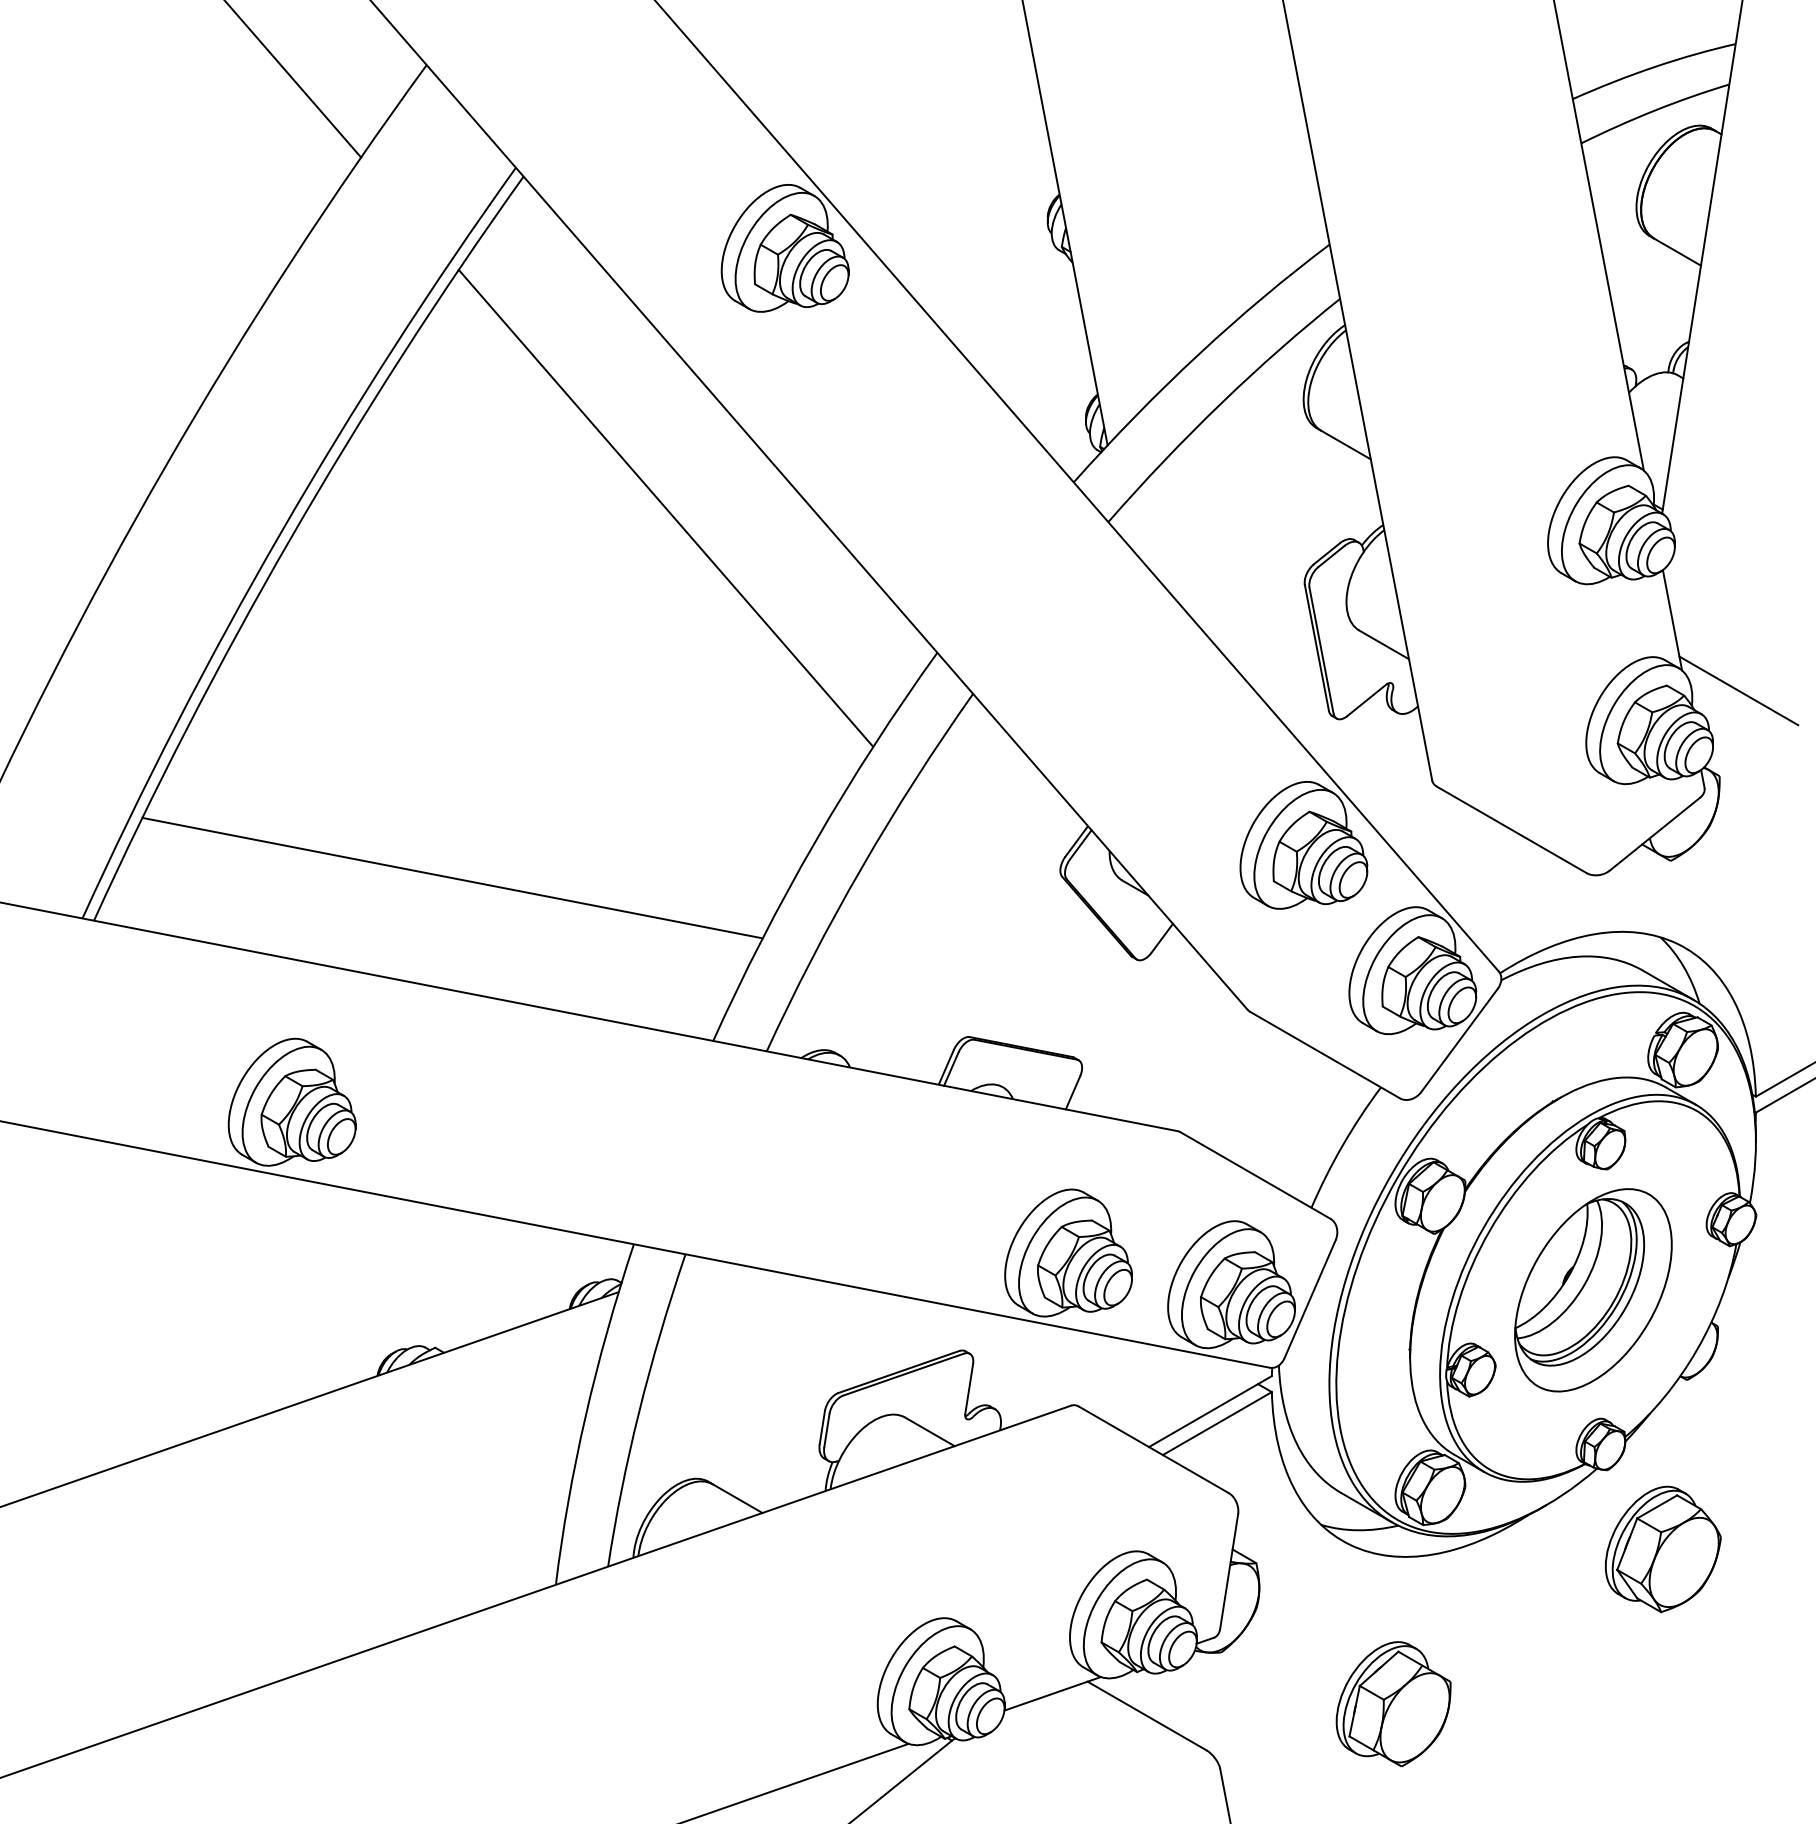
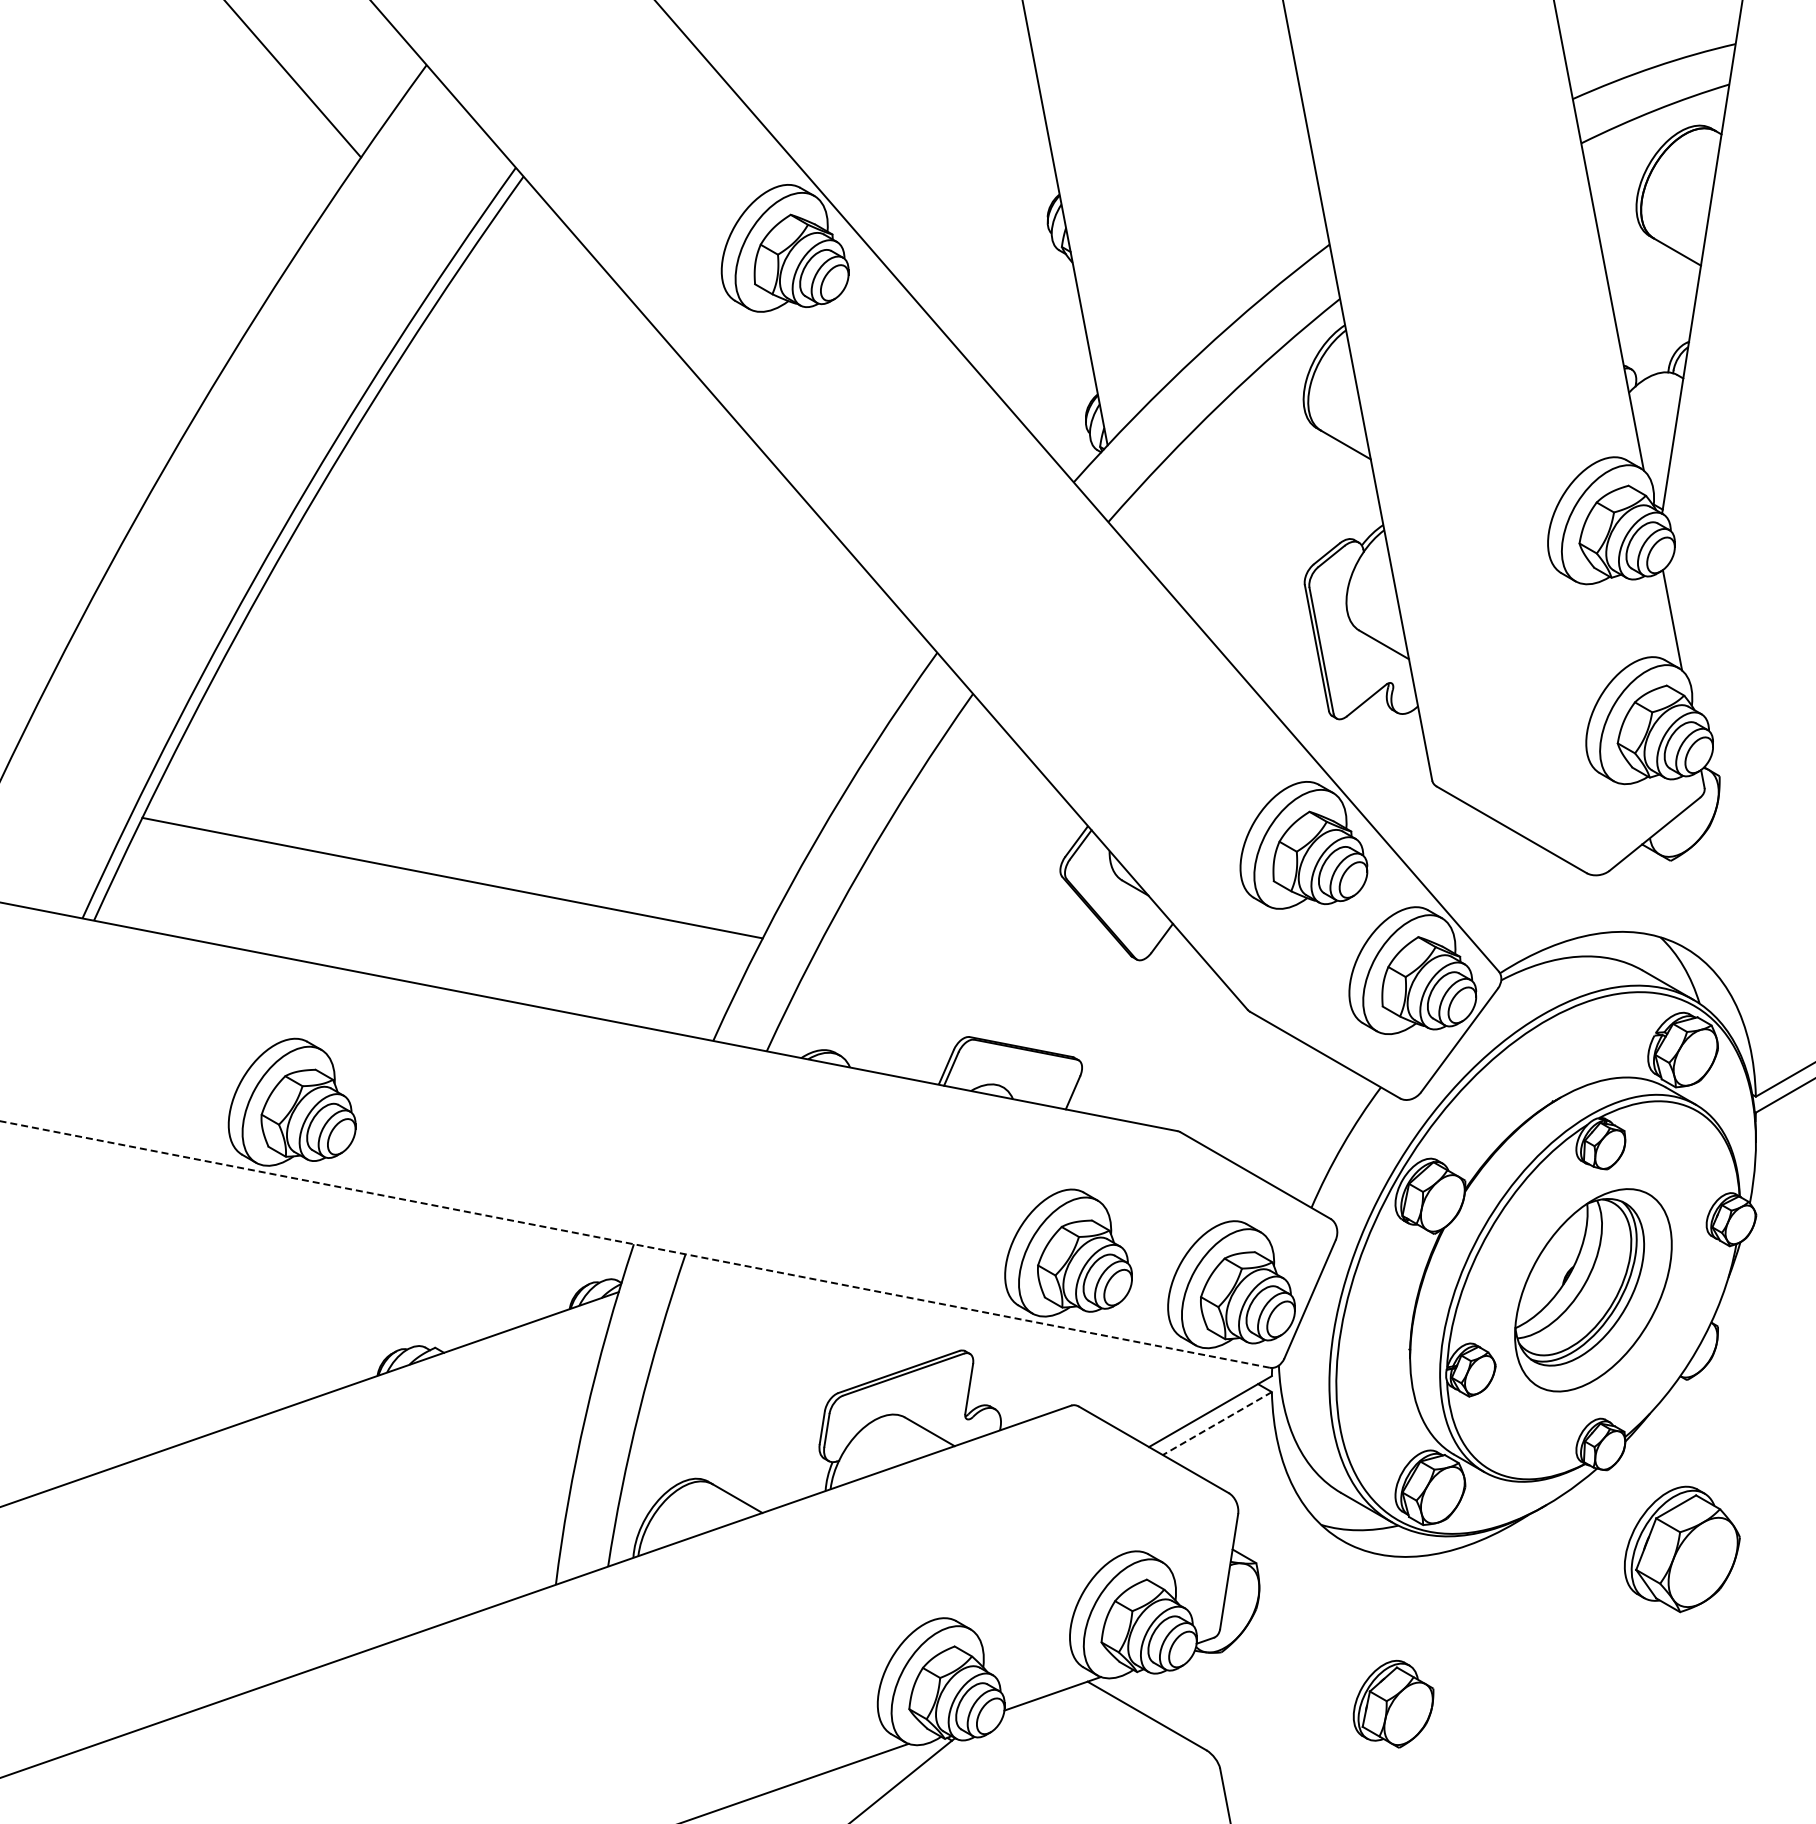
line: present -> none (665, 507)
line: present -> none (1738, 690)
line: solid -> dashed (634, 1244)
line: solid -> dashed (1217, 1423)
part position: (1662, 1549) -> (1681, 1549) (1681, 1549)
part size: 117x127 px -> 83x90 px (1393, 1703)
